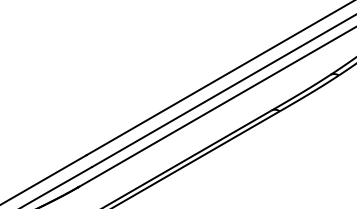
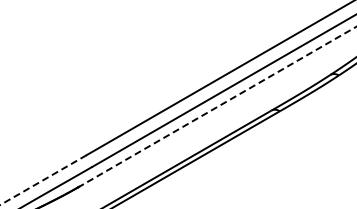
line: solid -> dashed (217, 107)
line: solid -> dashed (43, 180)
